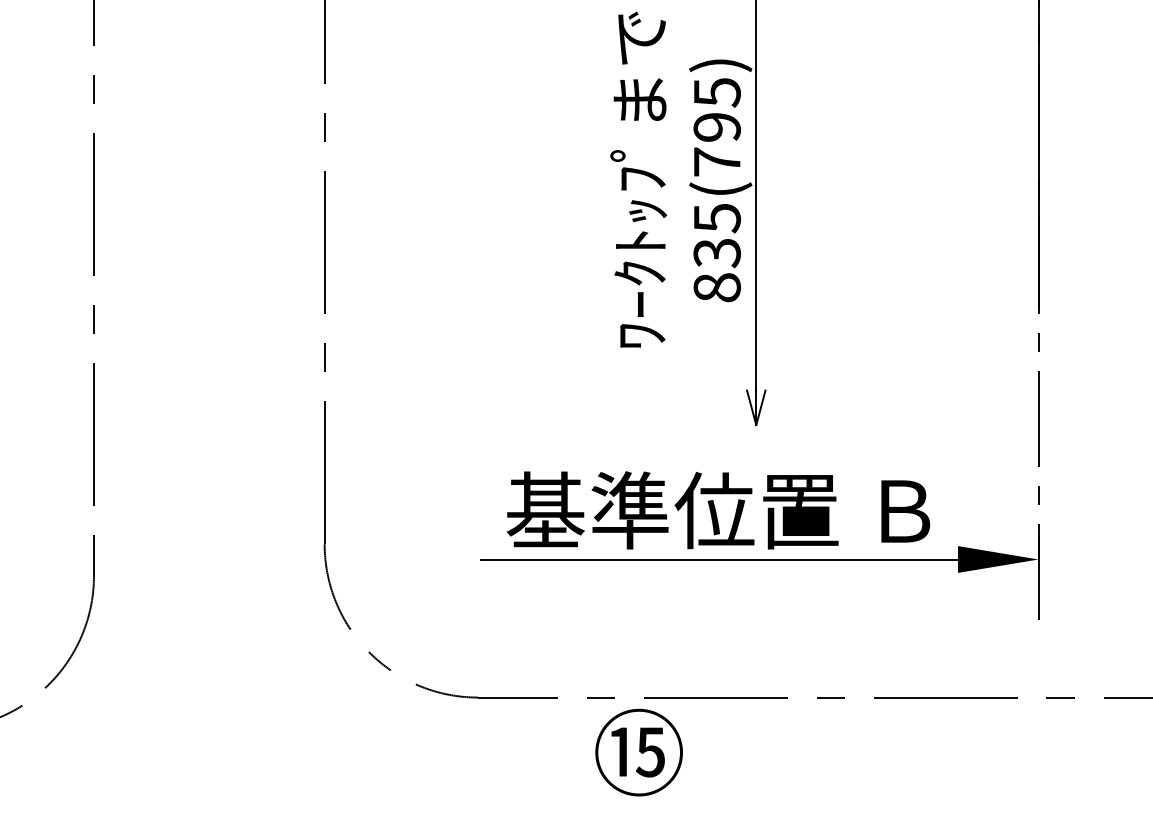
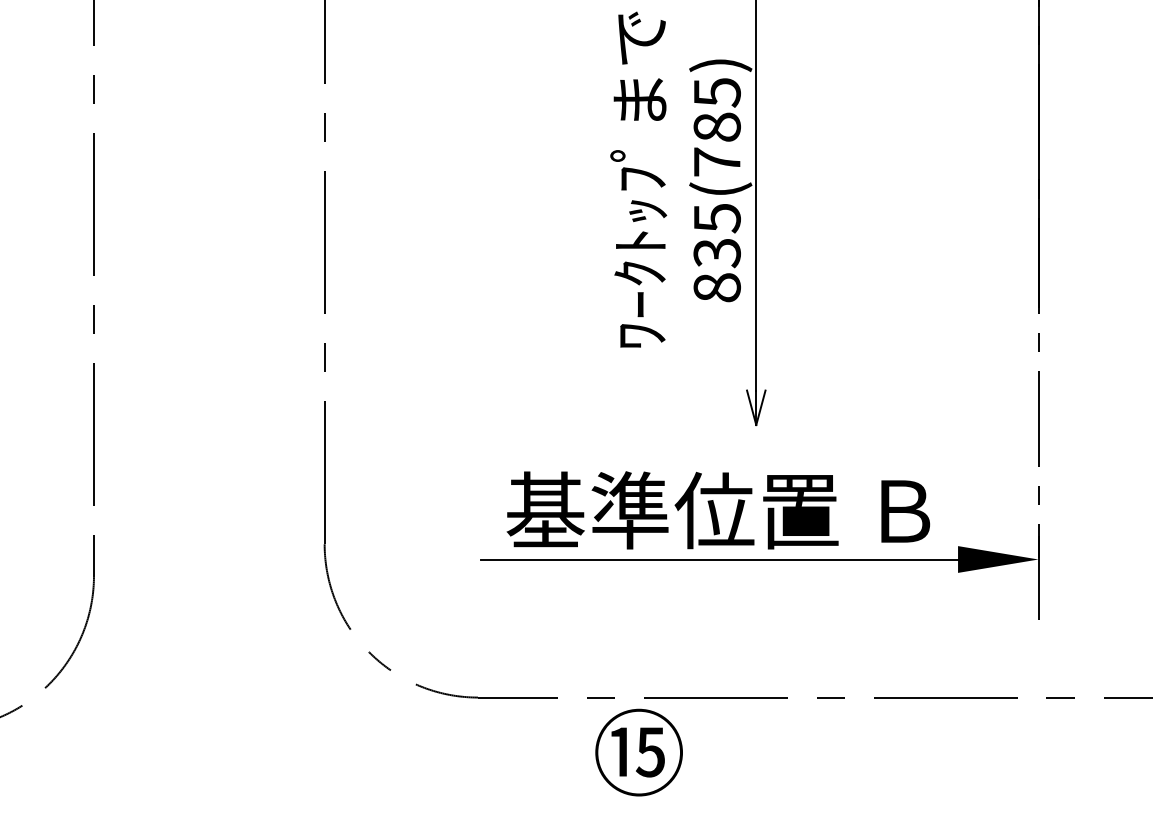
text: 835(795) -> 835(785) (716, 126)
